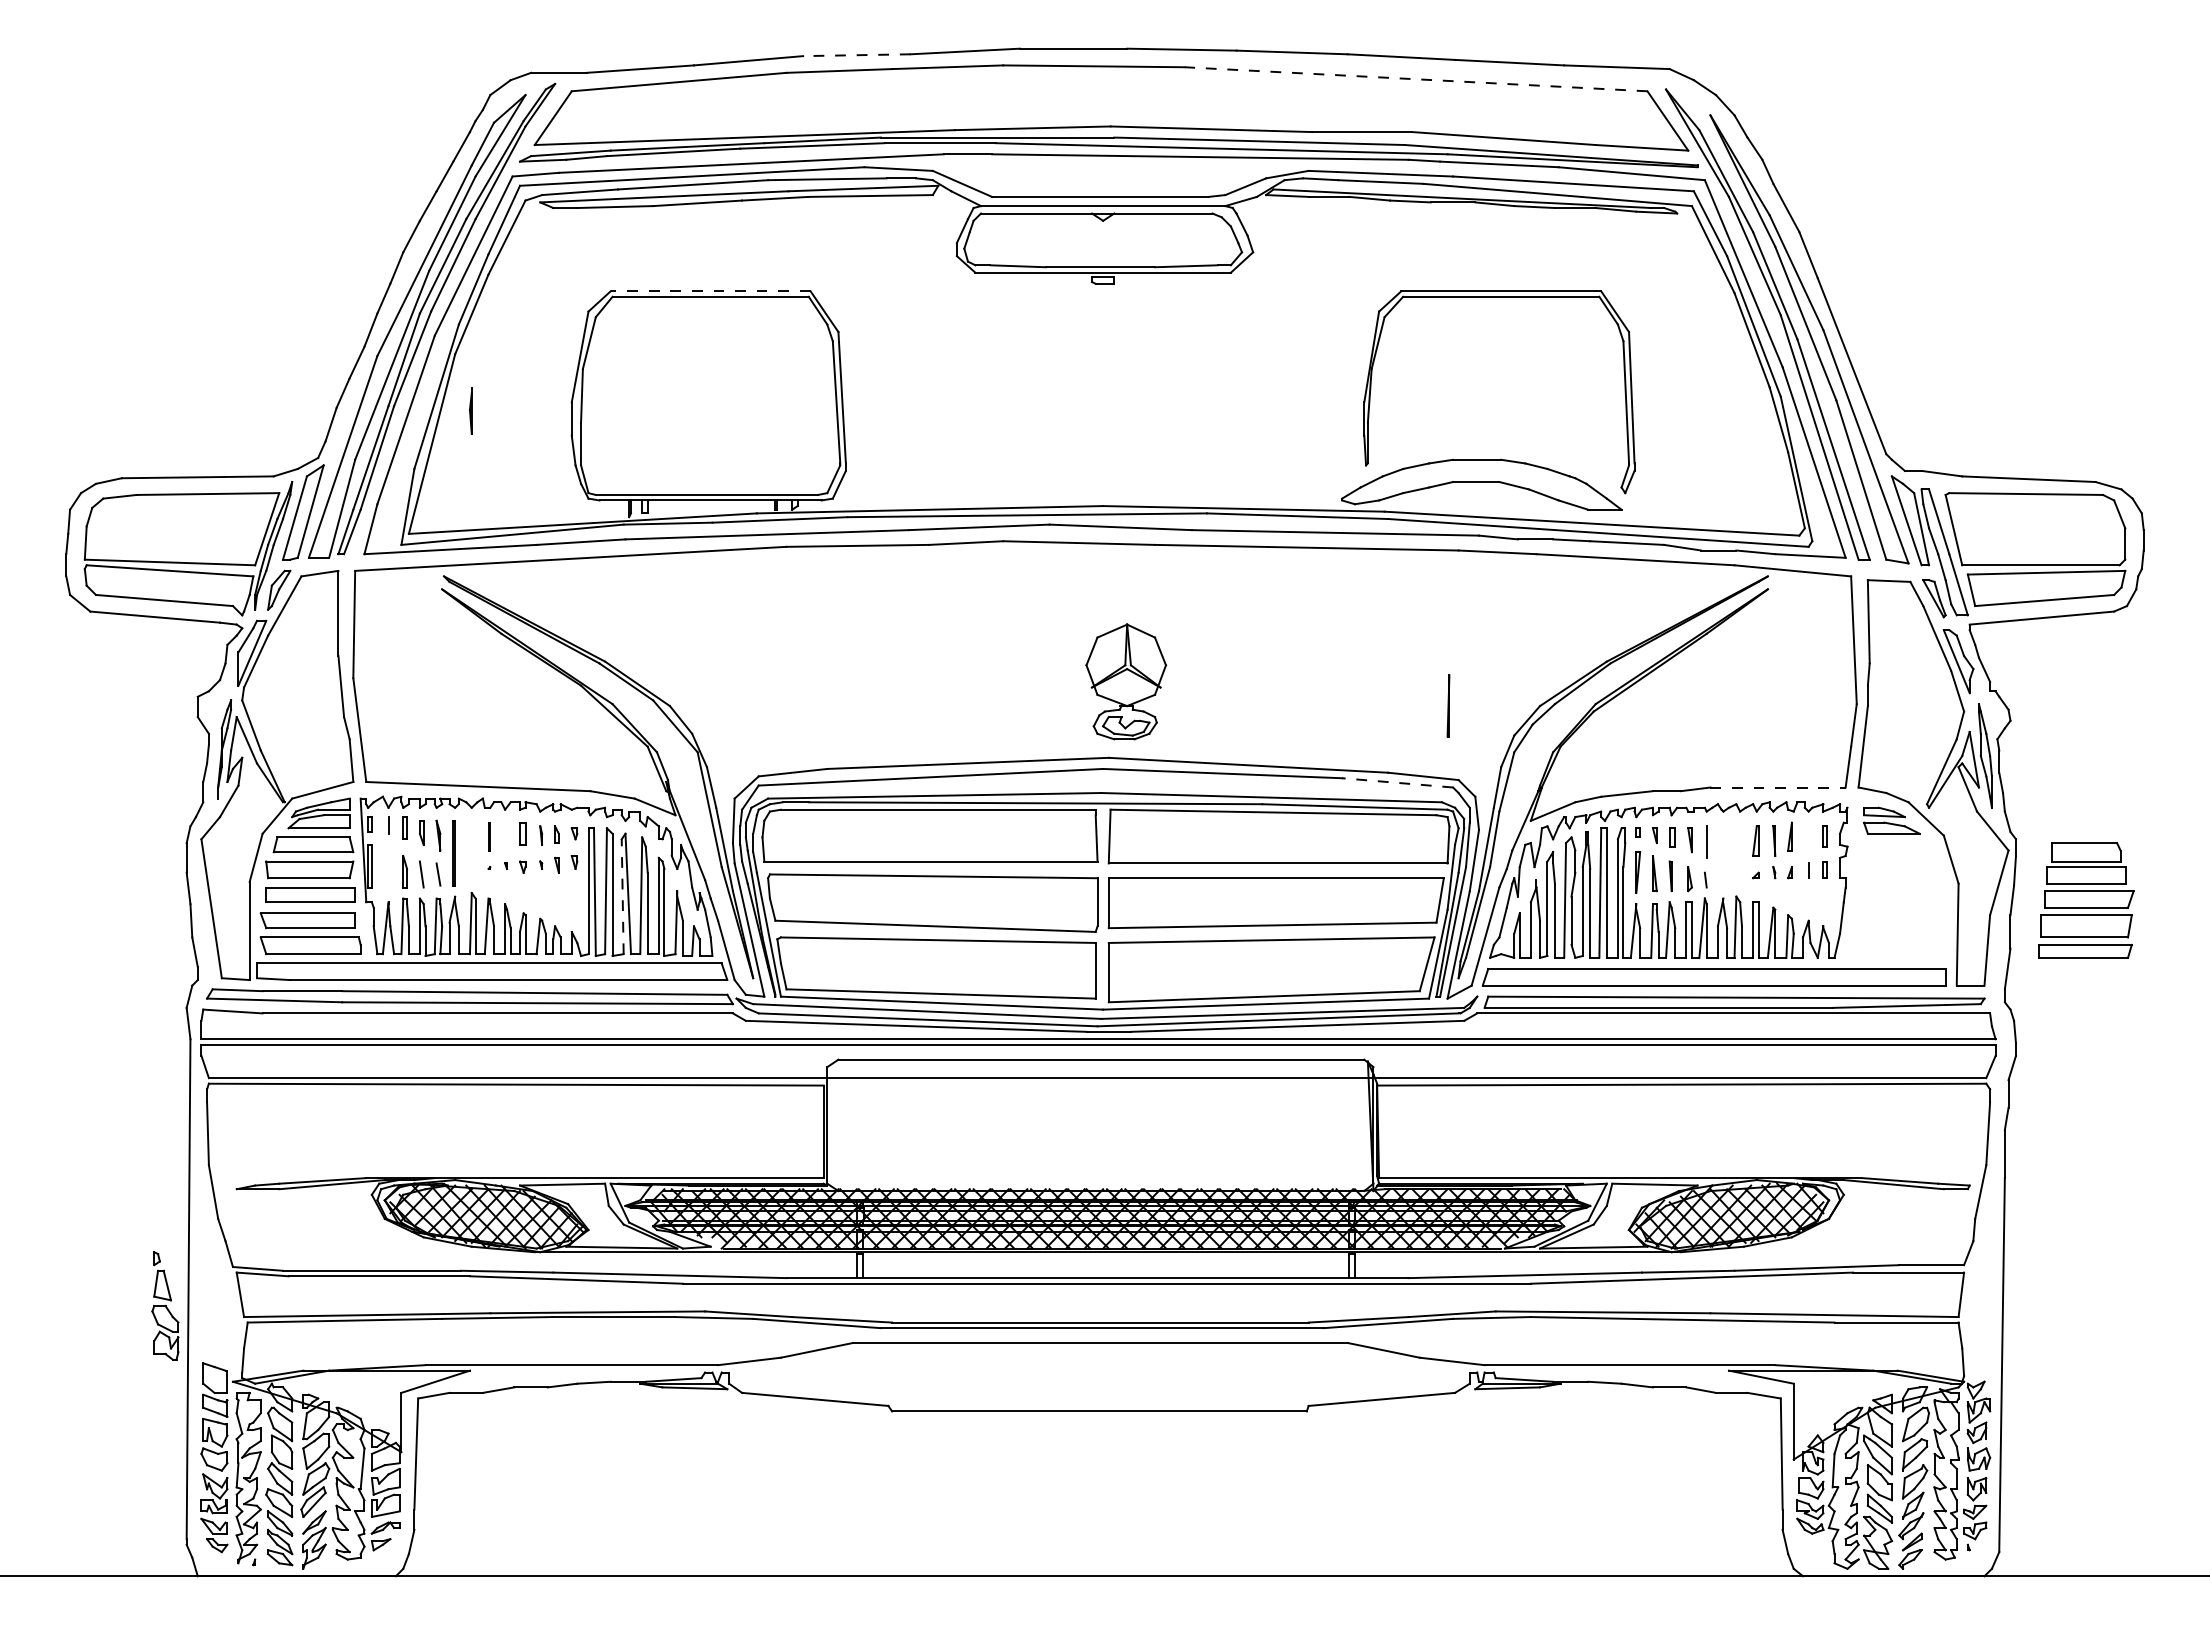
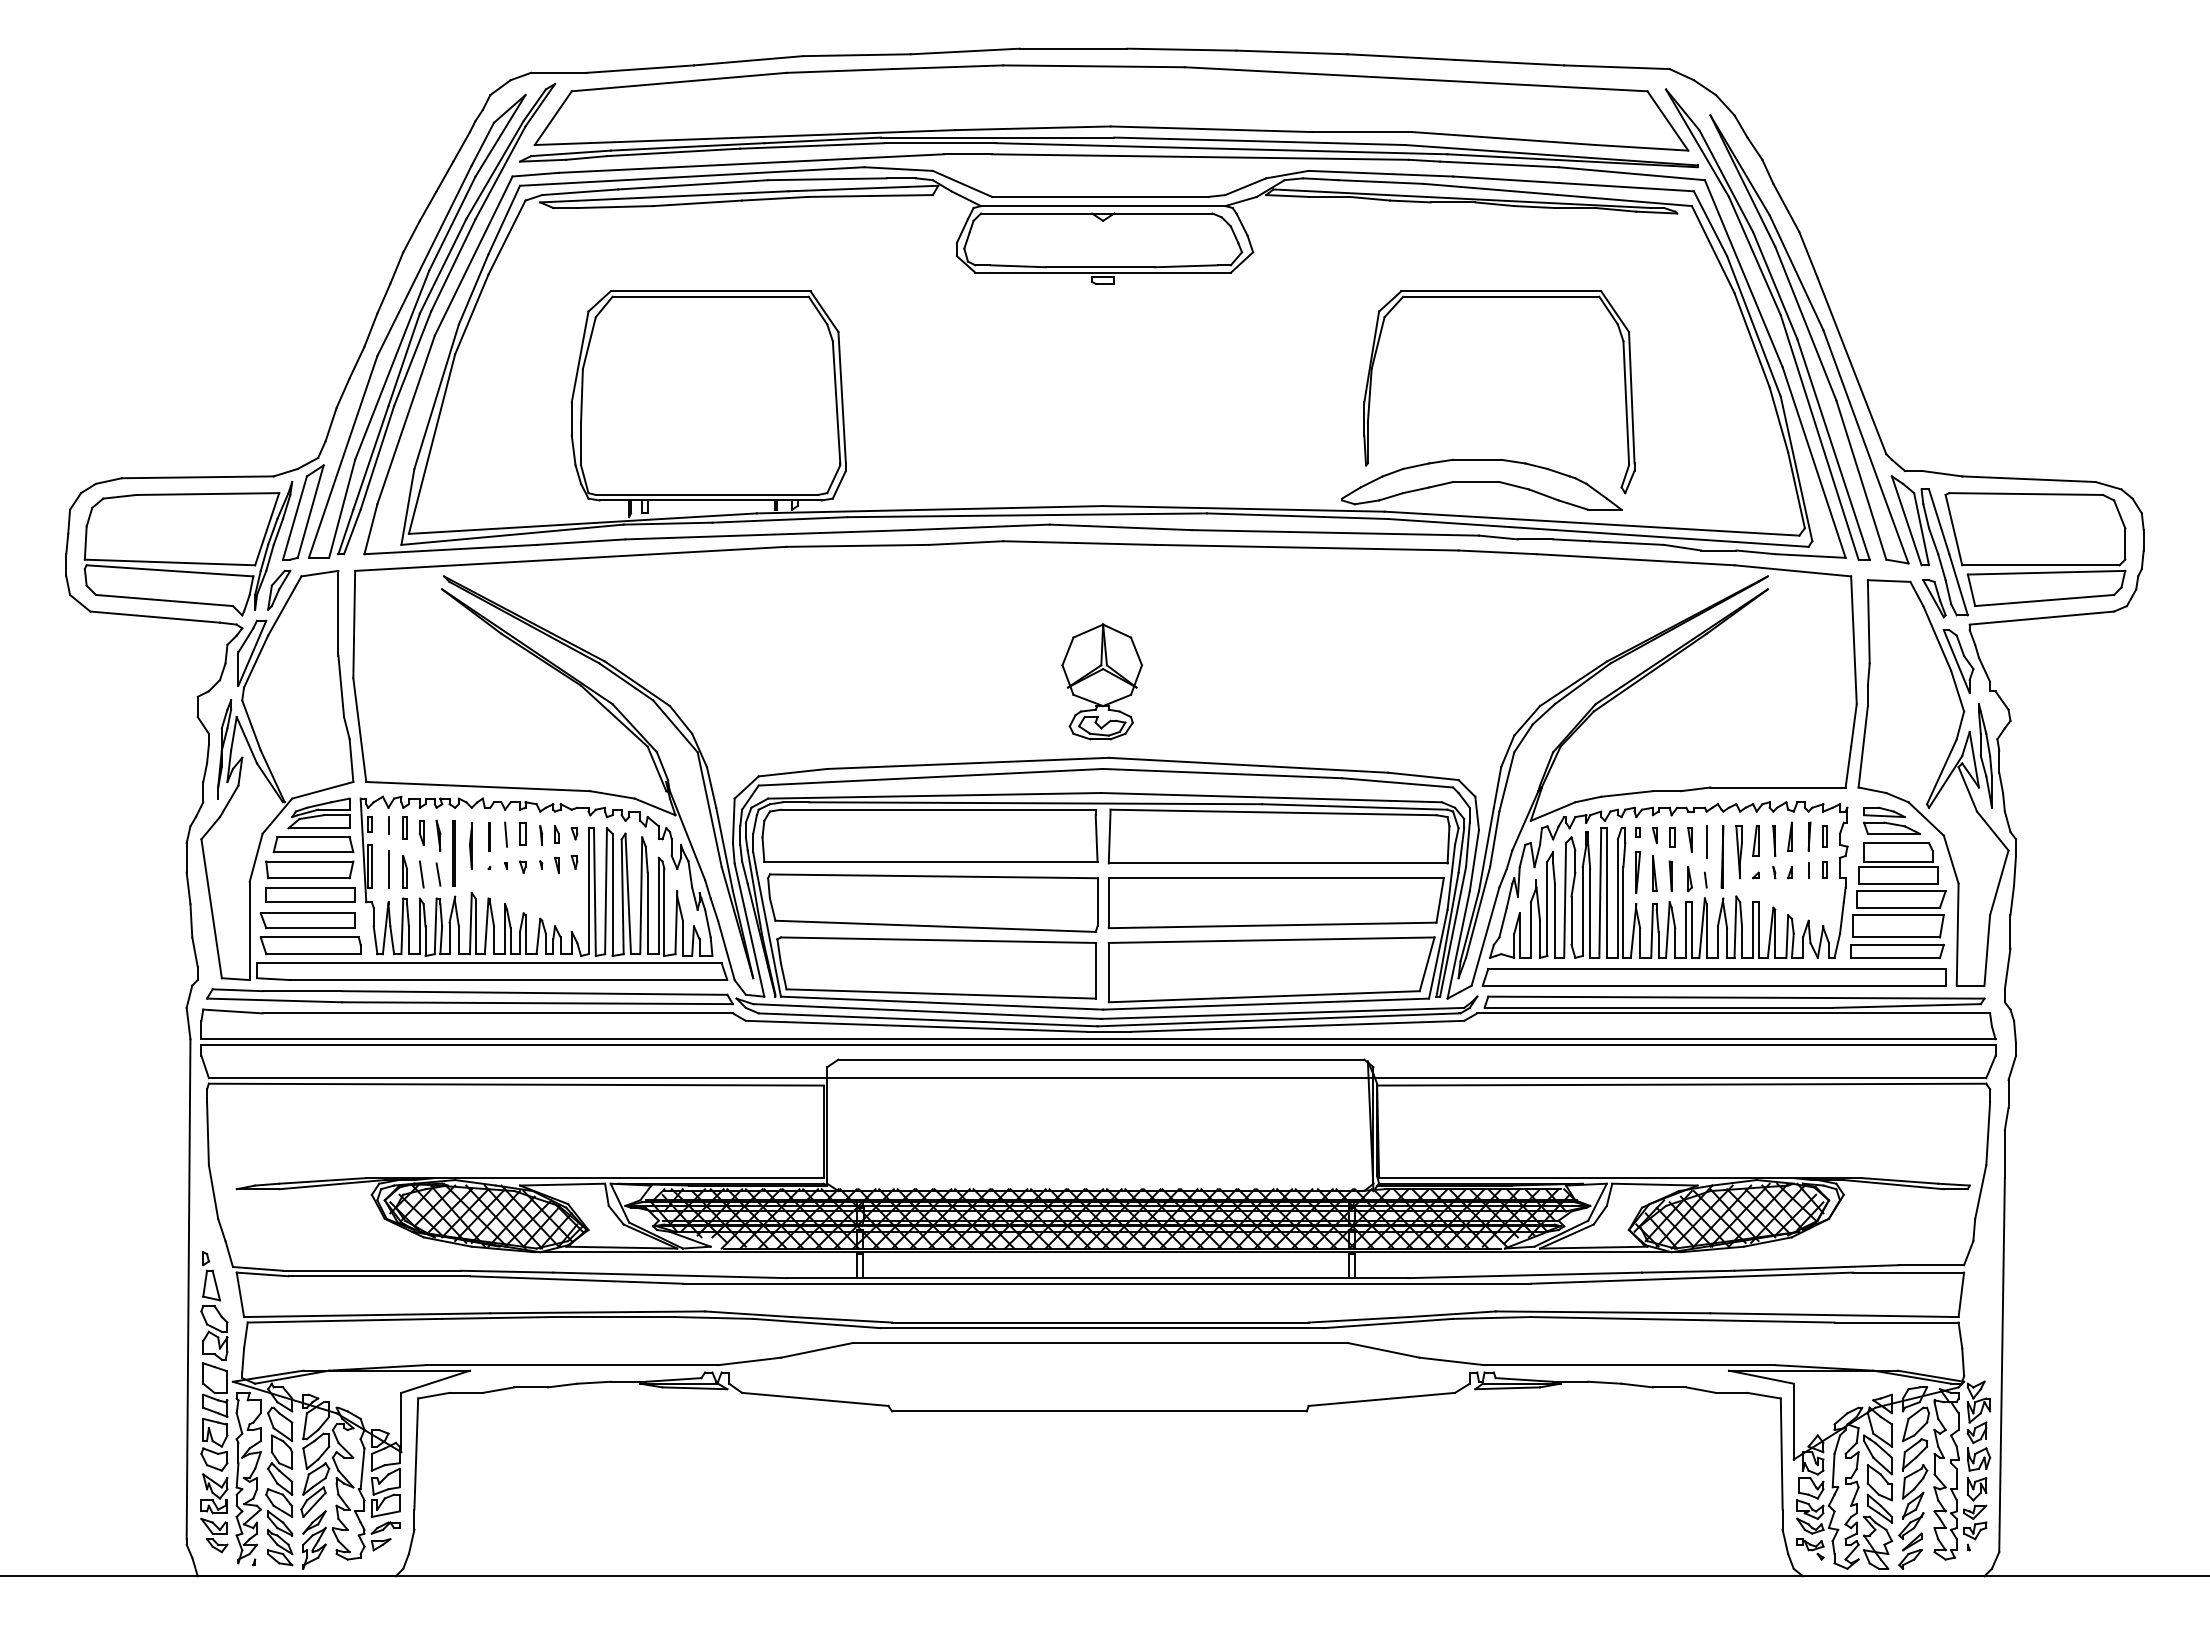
line: dashed -> solid (856, 55)
line: dashed -> solid (1416, 79)
line: dashed -> solid (710, 291)
line position: (470, 410) -> (470, 845) (470, 845)
part position: (1126, 681) -> (1102, 681) (1102, 681)
line position: (1448, 705) -> (1722, 856) (1722, 856)
line: dashed -> solid (1397, 782)
line: dashed -> solid (1778, 787)
line: none -> present (506, 834)
line: none -> present (1809, 836)
part: none -> present (1738, 852)
line: none -> present (388, 868)
line: dashed -> solid (622, 896)
part position: (2086, 900) -> (1898, 900) (1898, 900)
part position: (165, 1305) -> (214, 1305) (214, 1305)
part: none -> present (1810, 1549)
